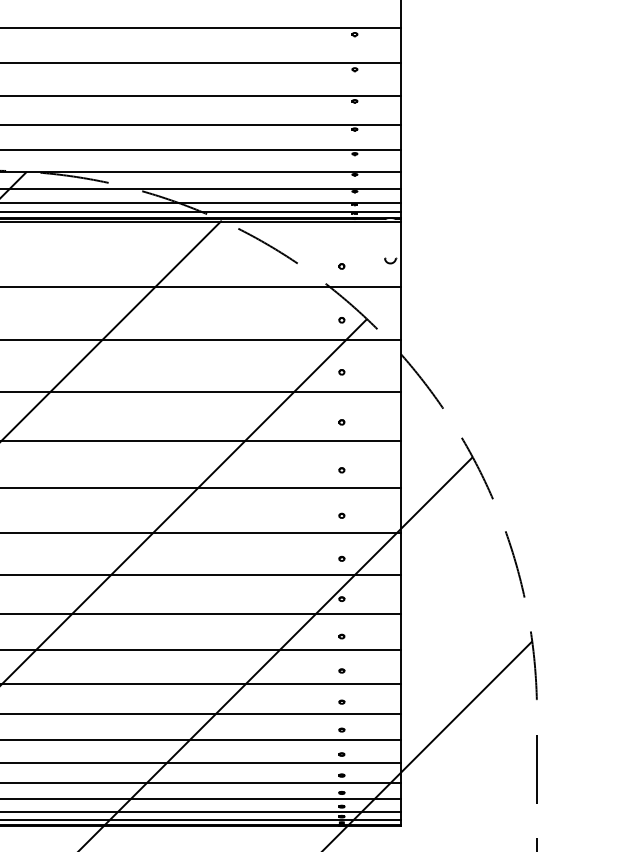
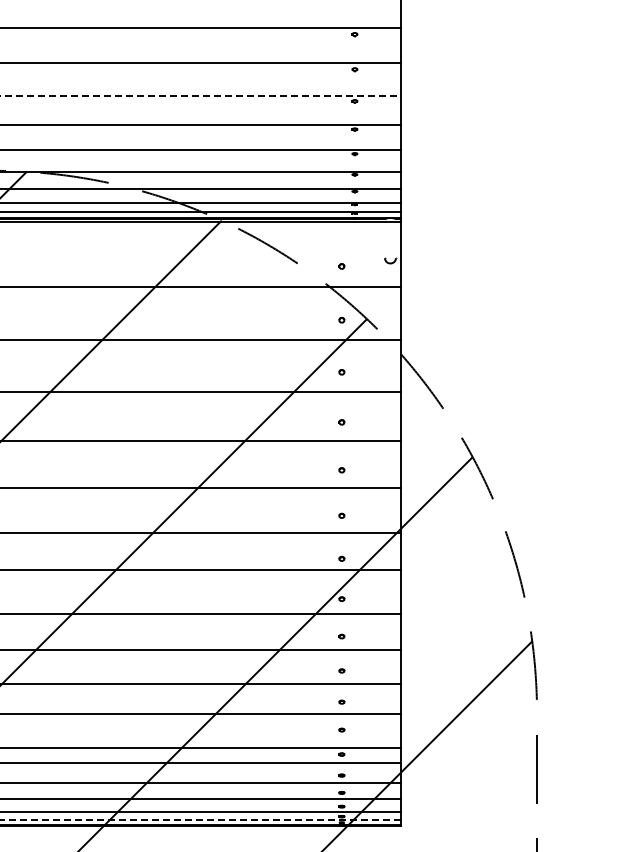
line: solid -> dashed (201, 95)
line position: (201, 574) -> (201, 569) (201, 569)
line position: (201, 740) -> (201, 748) (201, 748)
line: solid -> dashed (200, 820)
